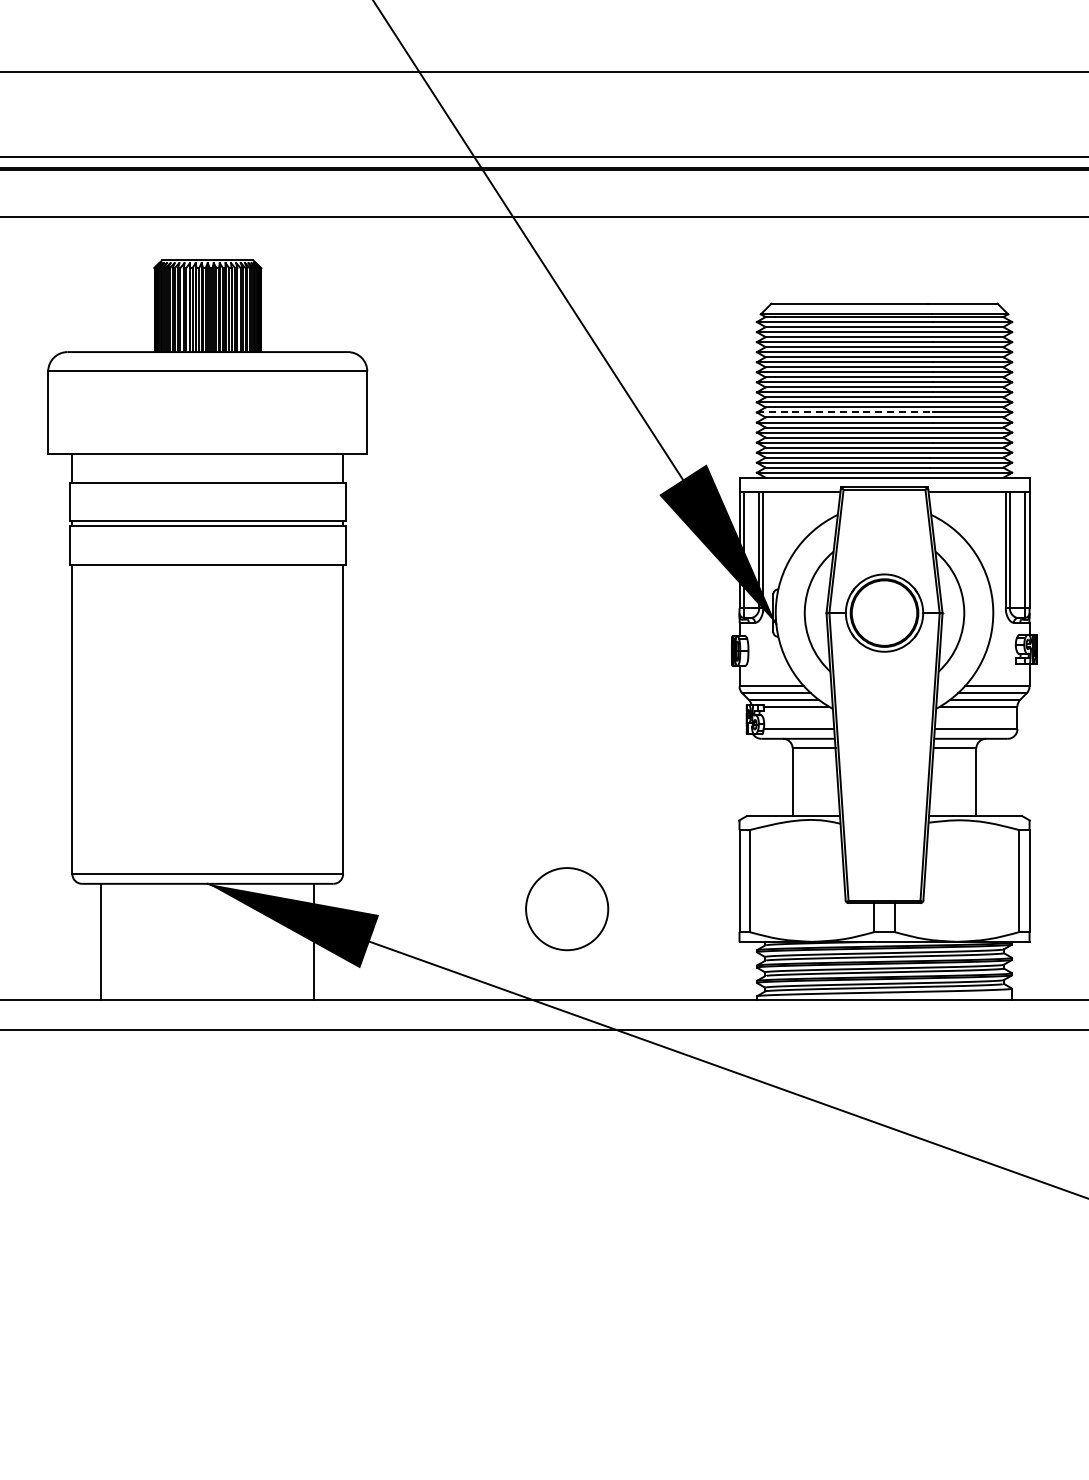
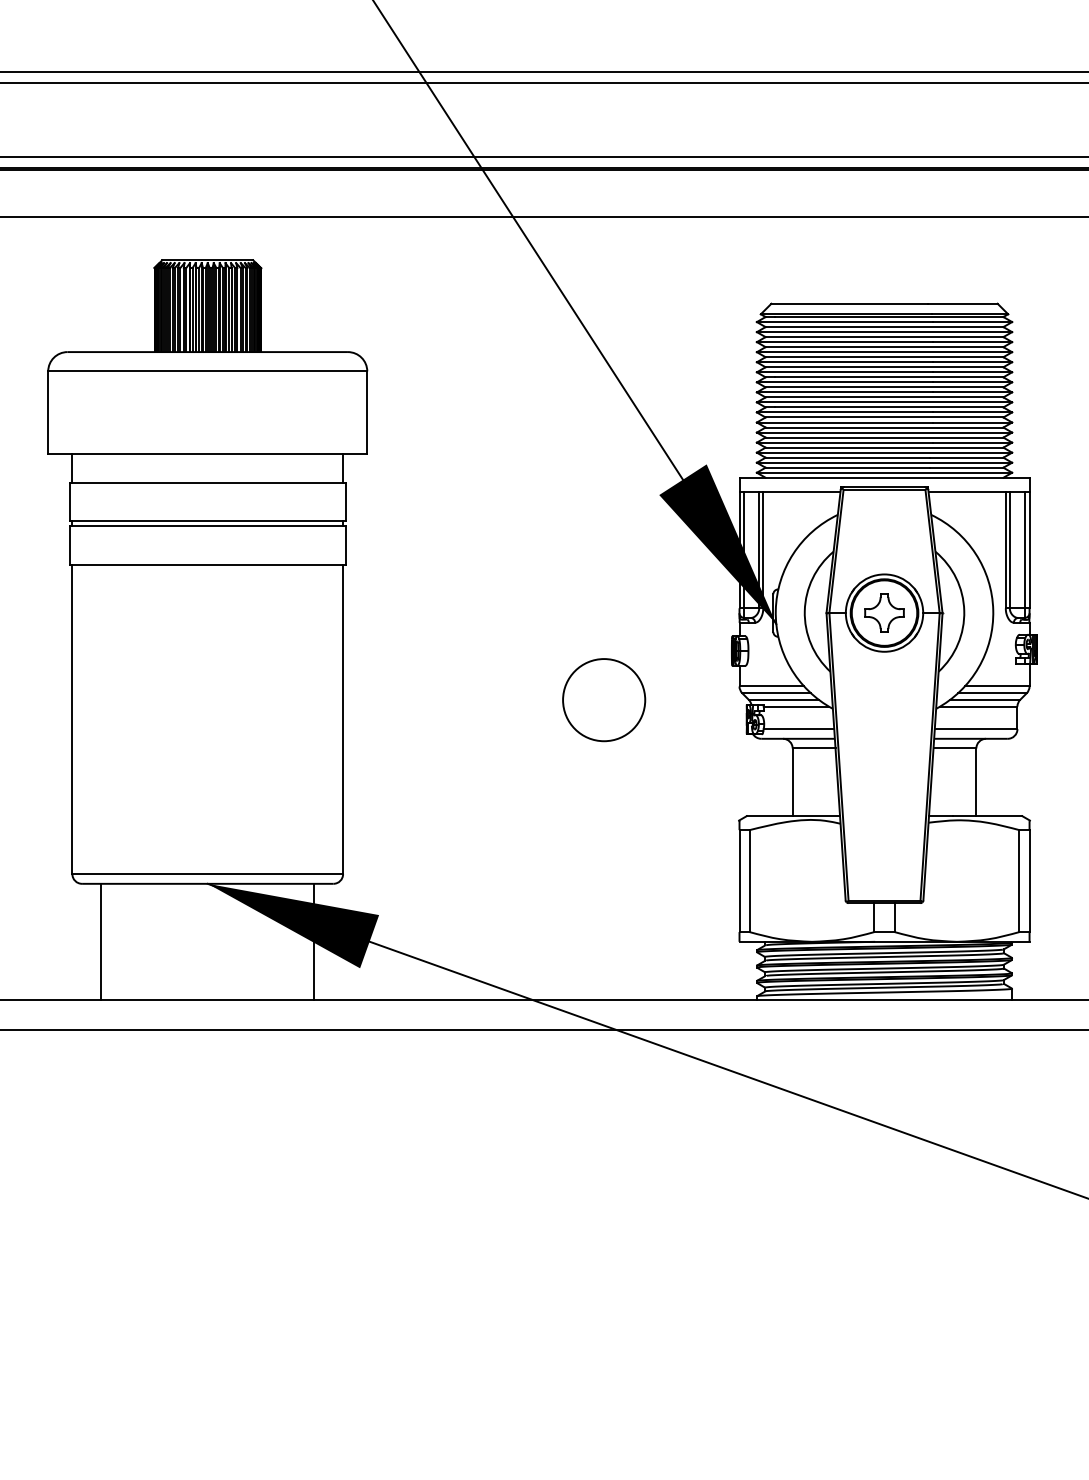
line: none -> present (543, 83)
line: dashed -> solid (845, 412)
part: none -> present (884, 612)
circle position: (567, 909) -> (604, 700) (604, 700)
